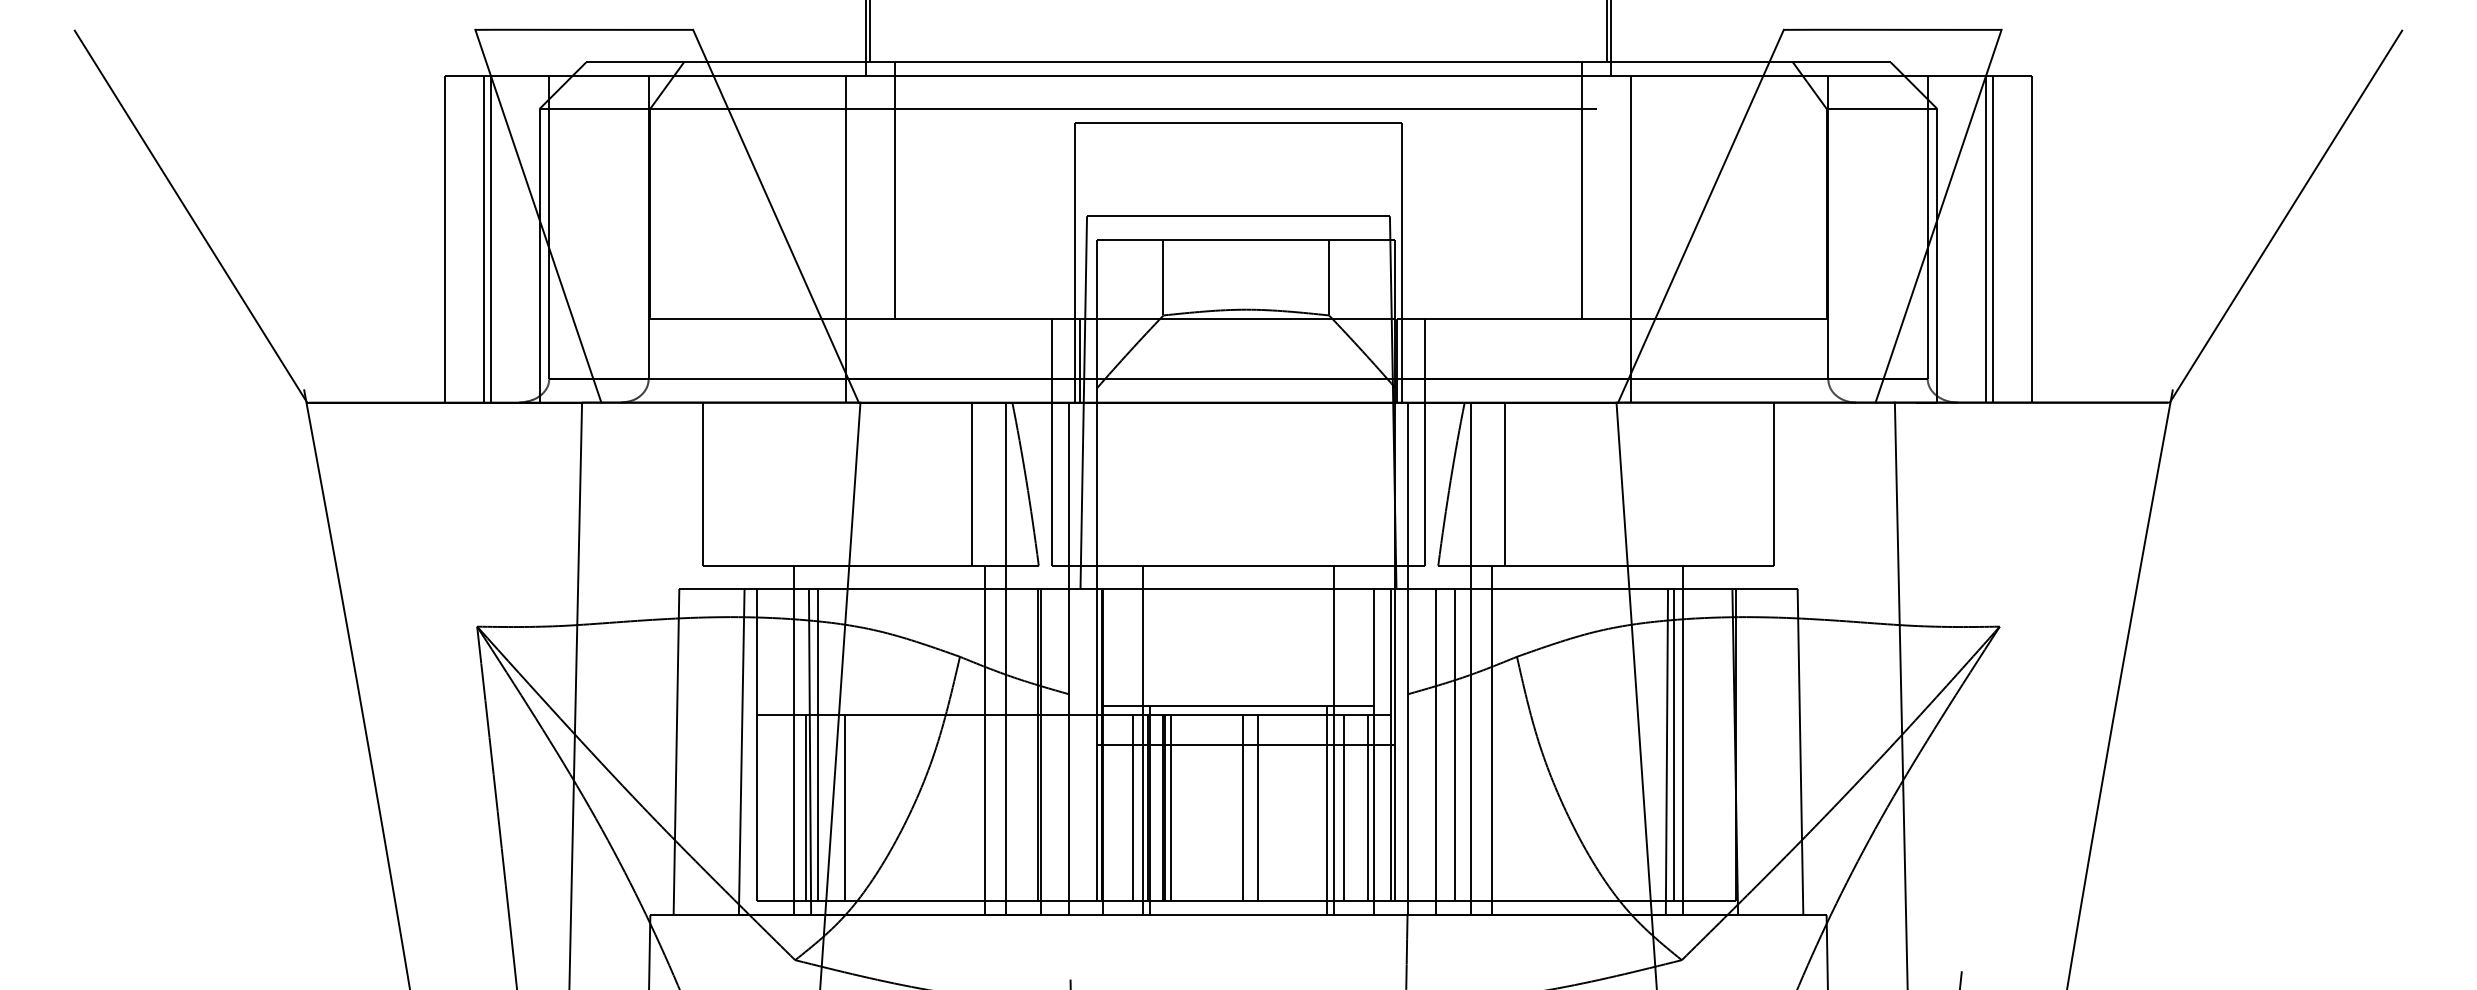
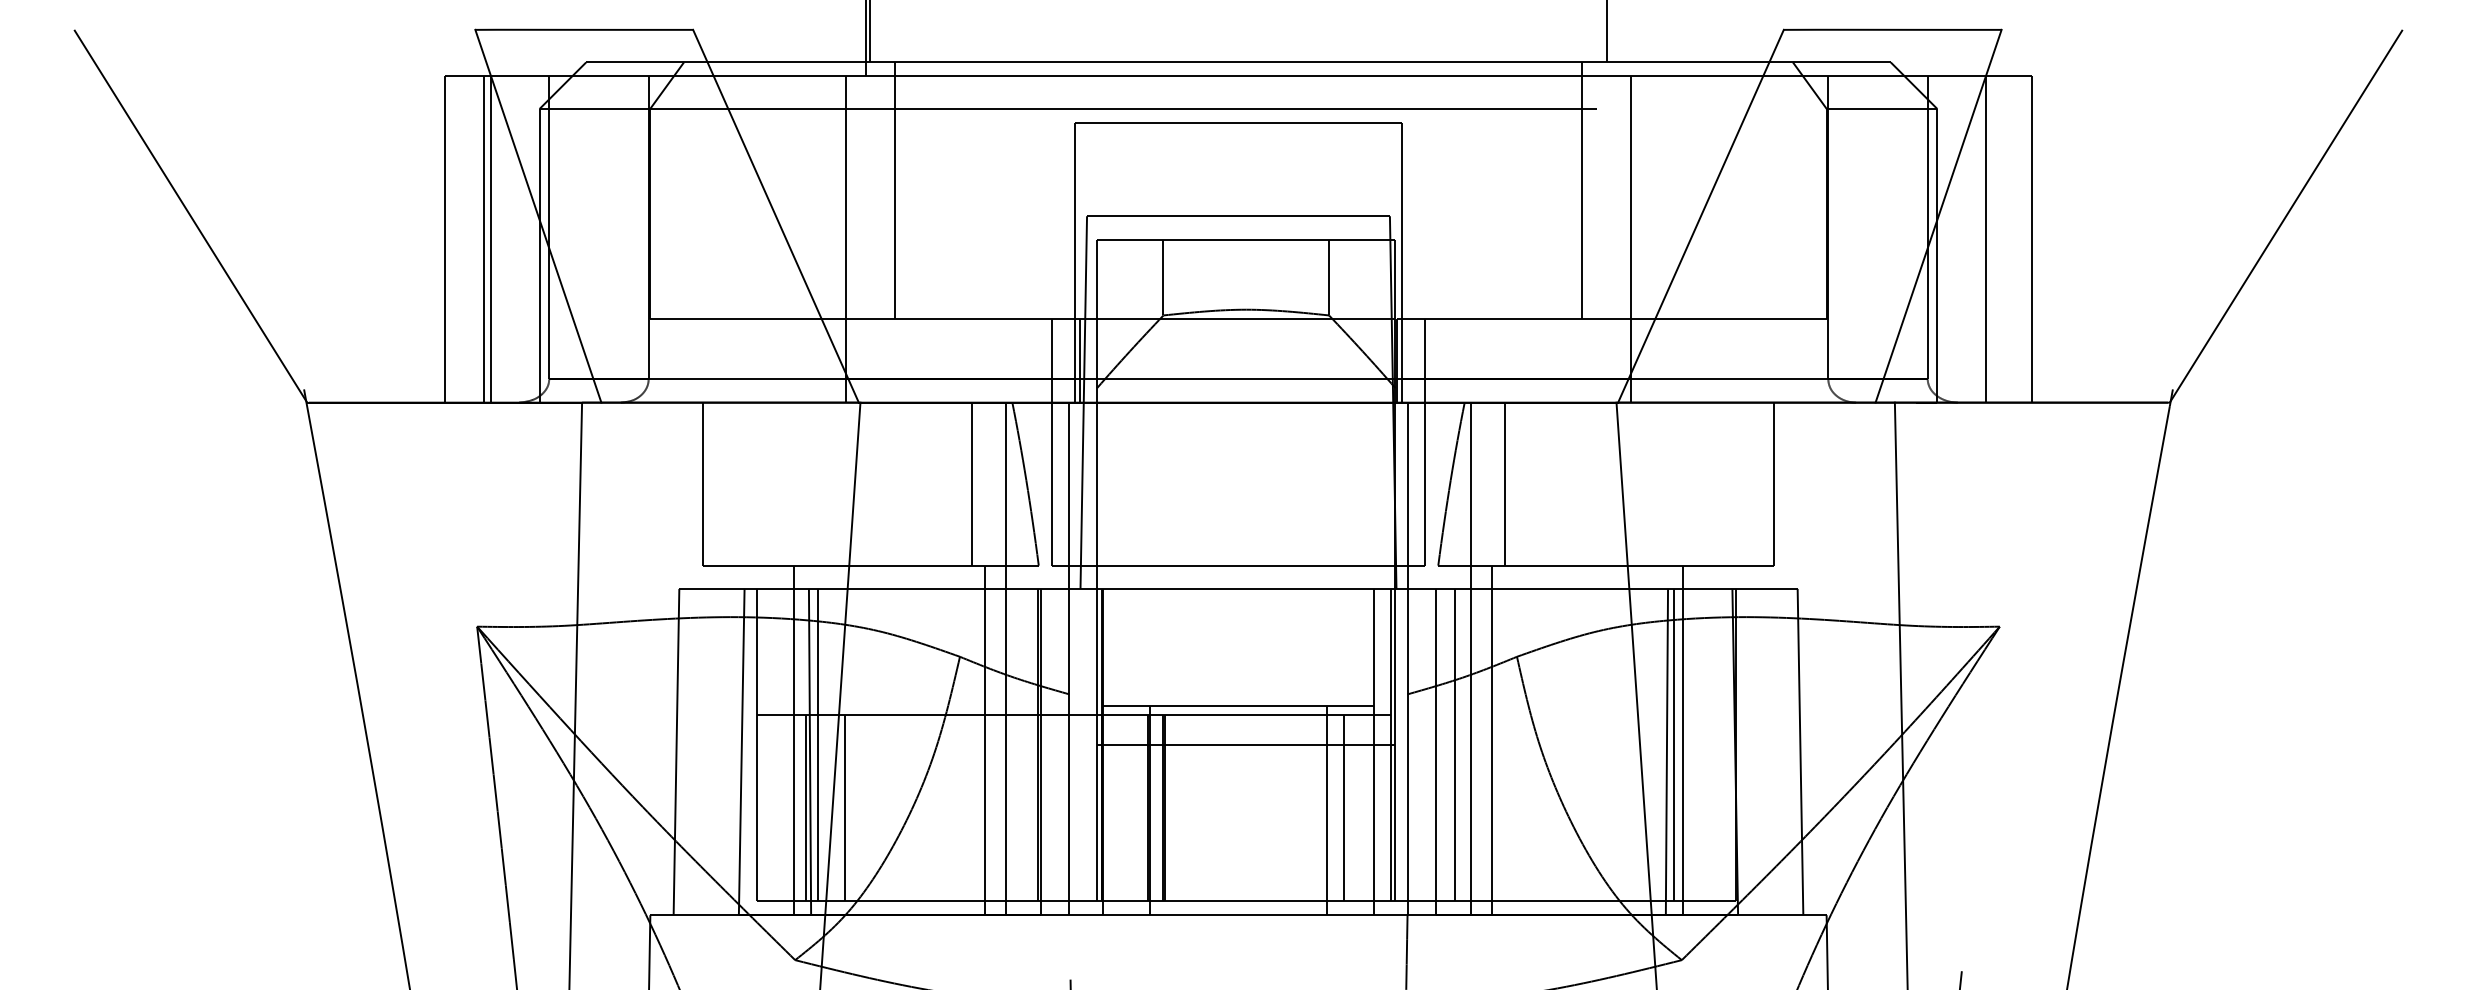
line: present -> none (1611, 39)
line: present -> none (1993, 239)
line: present -> none (1143, 740)
line: present -> none (1333, 740)
line: present -> none (1132, 807)
line: present -> none (1171, 807)
line: present -> none (1243, 807)
line: present -> none (1258, 807)
line: present -> none (1367, 807)
